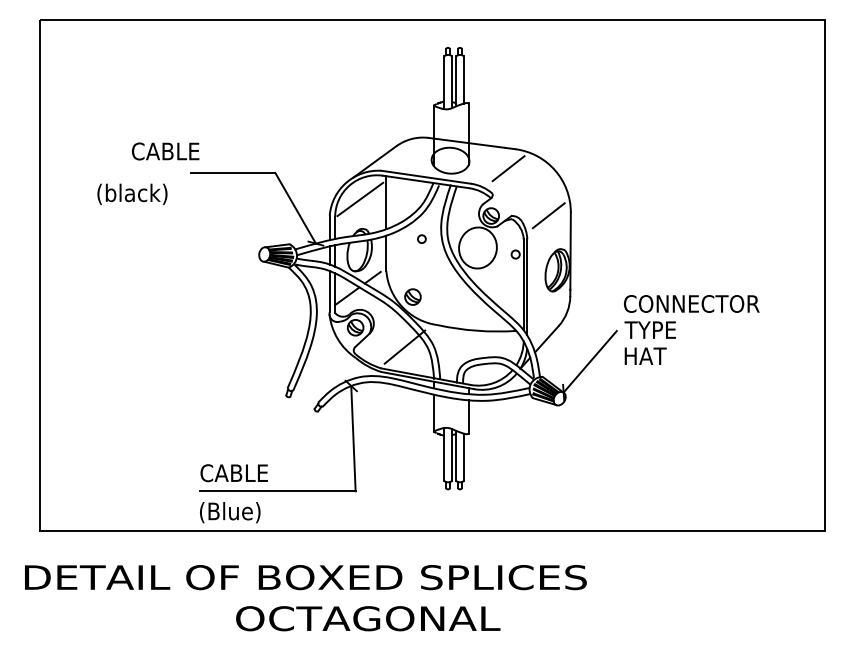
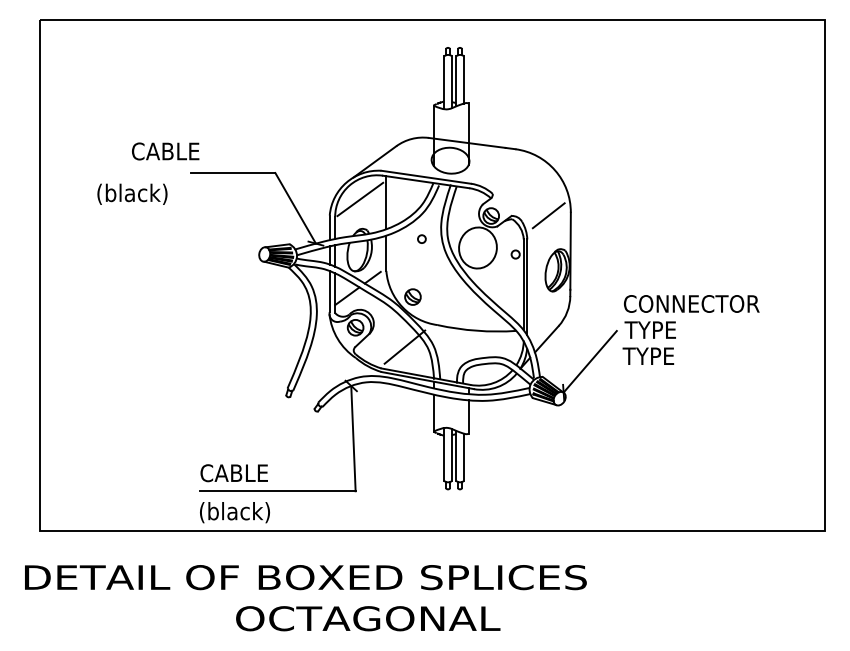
line: present -> none (508, 168)
text: HAT -> TYPE (648, 355)
text: (Blue) -> (black) (239, 512)
